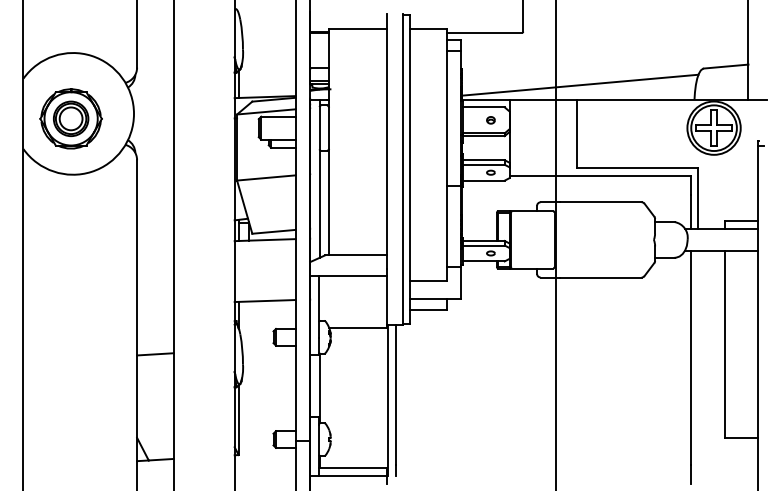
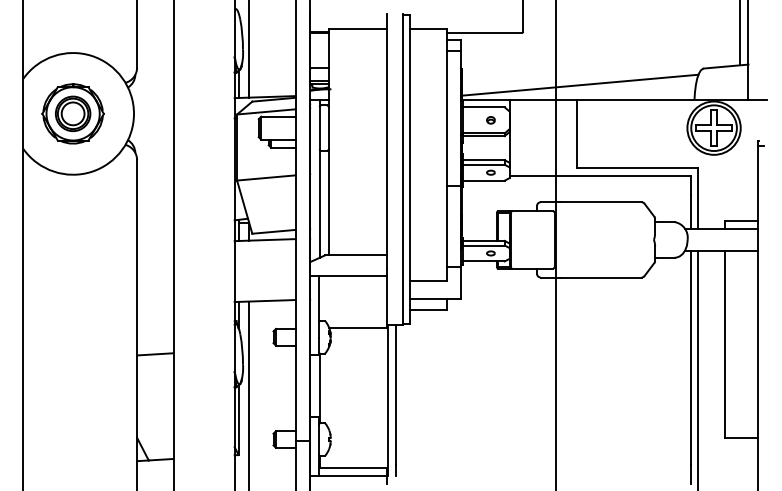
line: none -> present (740, 33)
line: none -> present (248, 49)
part position: (70, 118) -> (72, 113) (72, 113)
line: none -> present (698, 368)
line: none -> present (248, 394)
